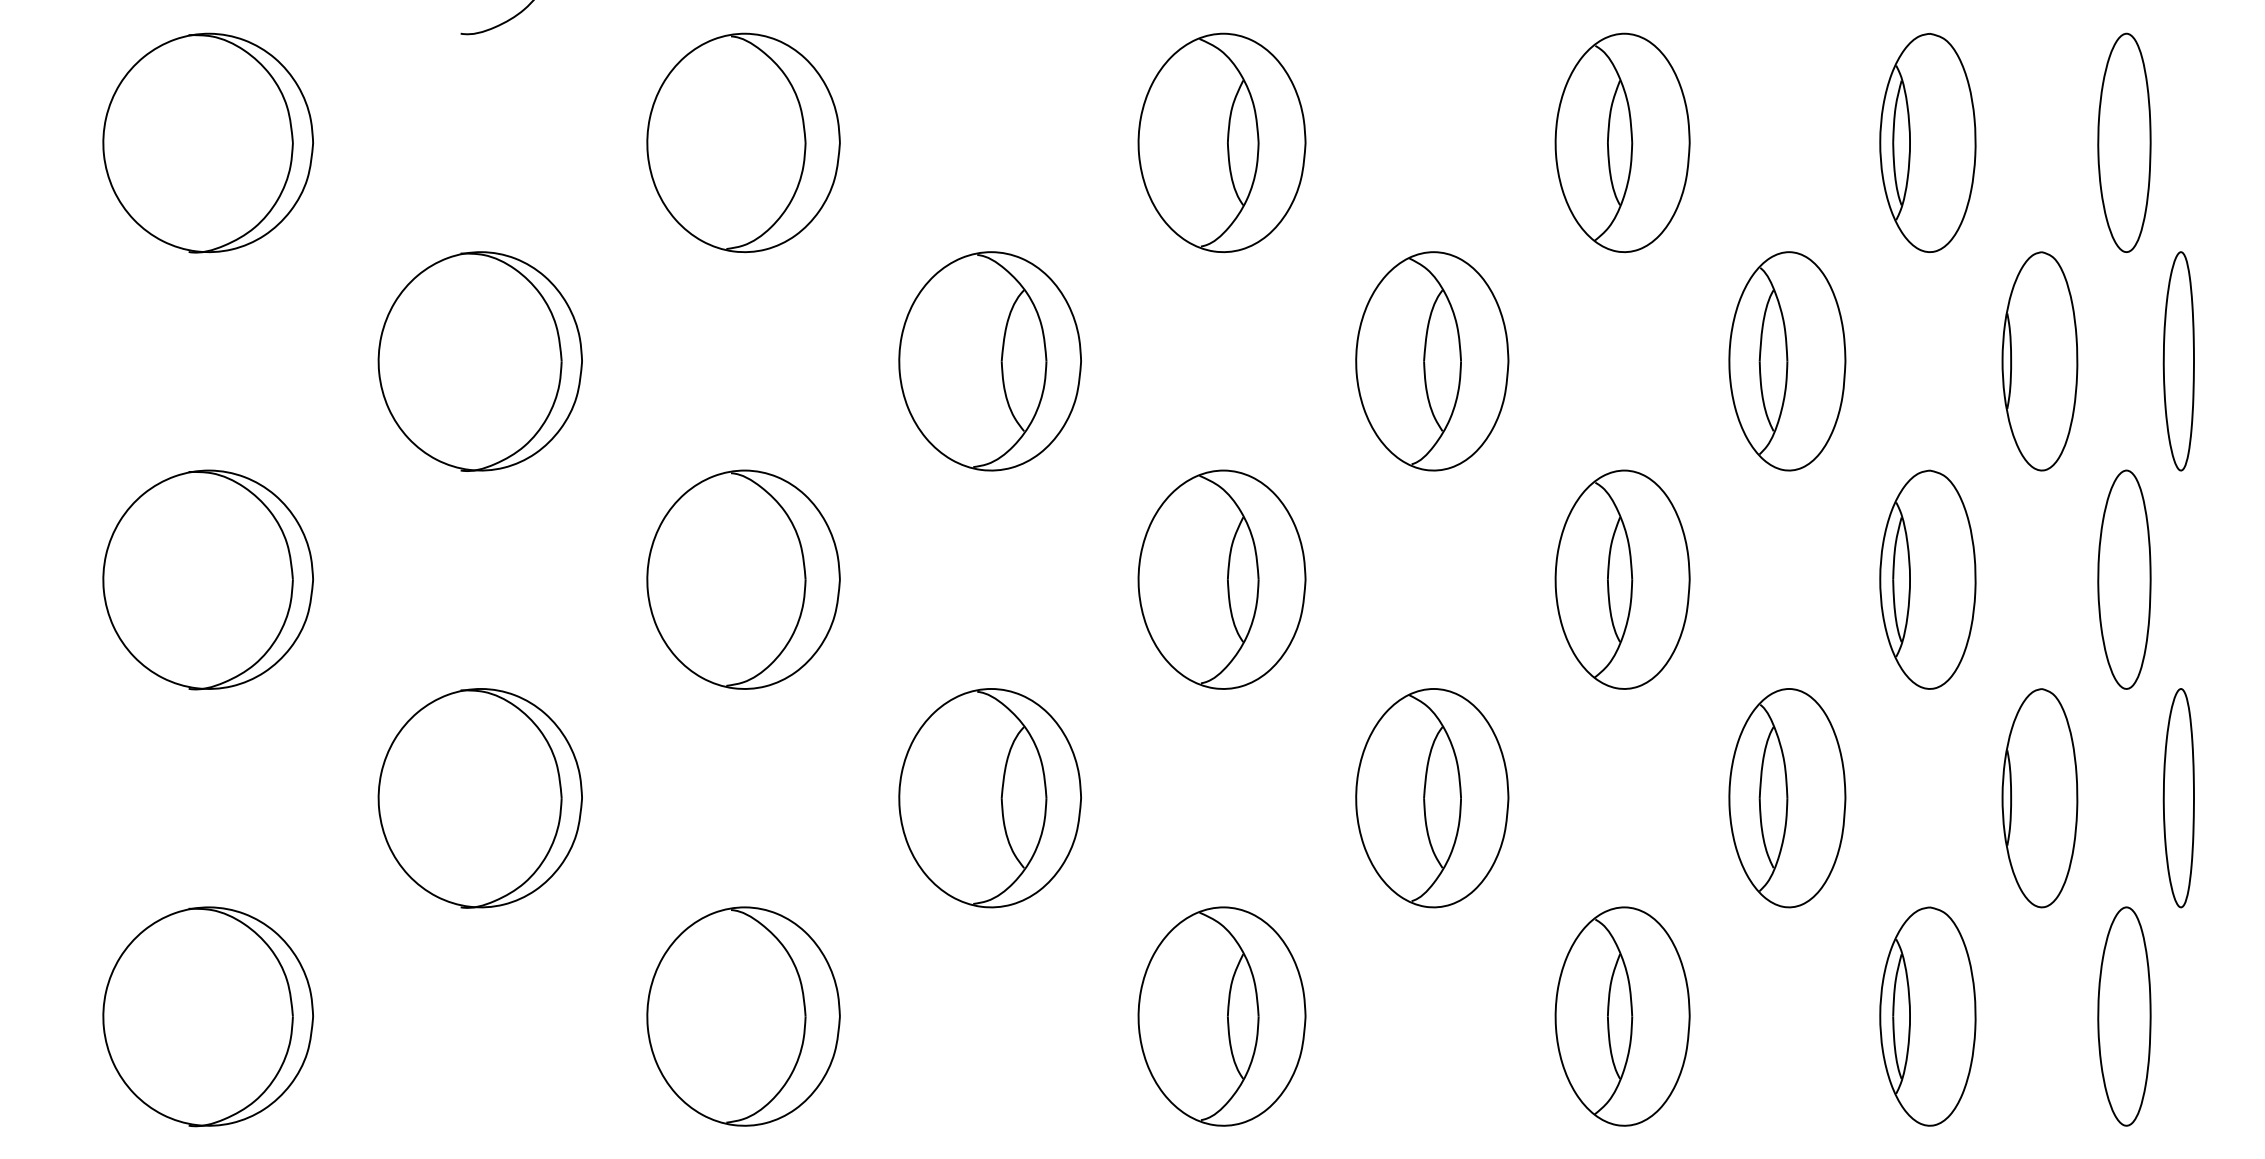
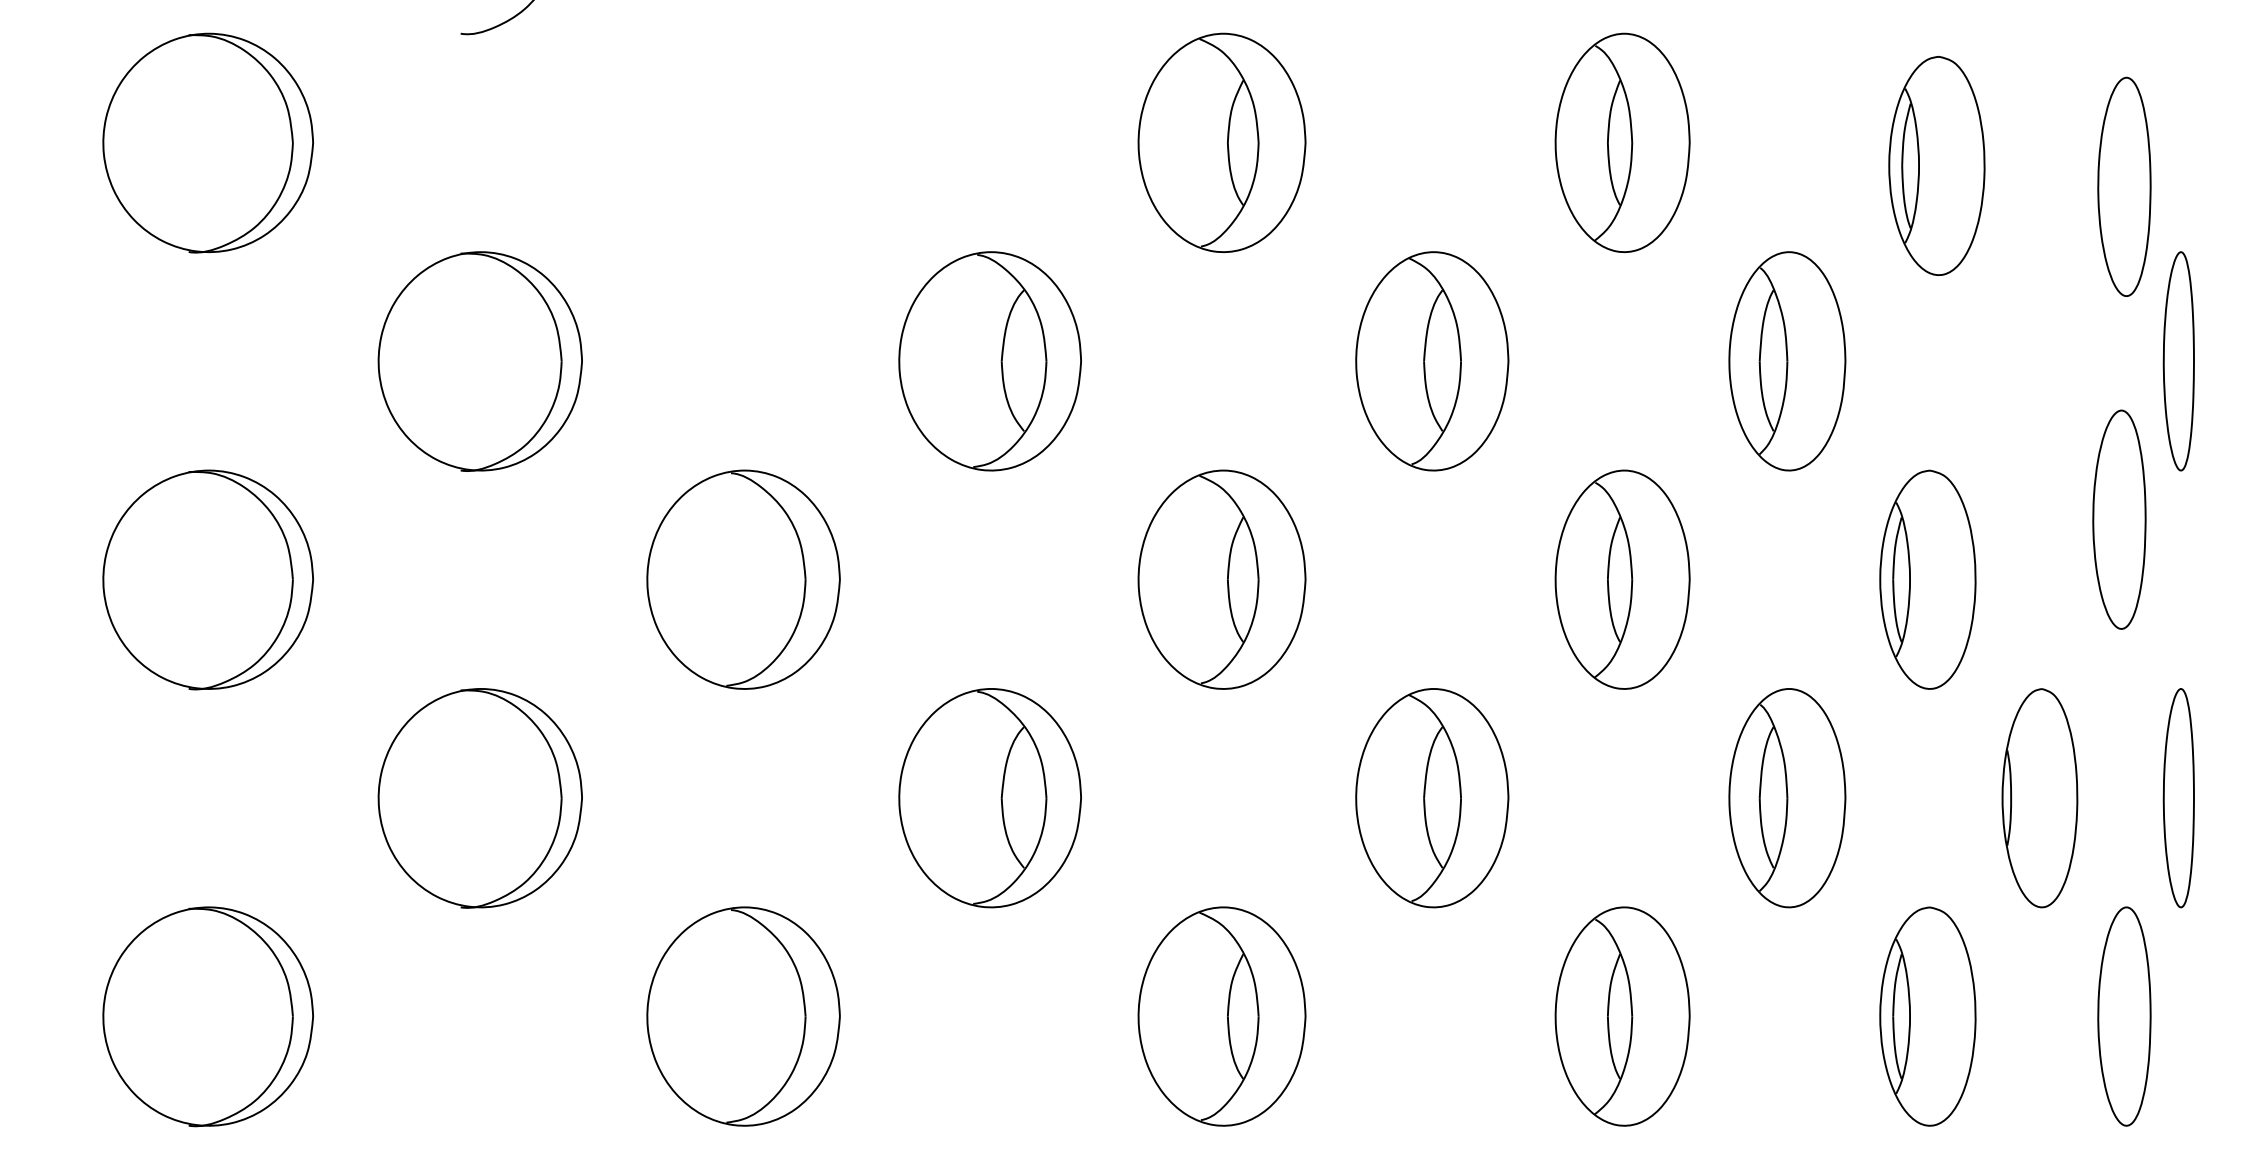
part: present -> none (743, 142)
part position: (1927, 142) -> (1936, 165) (1936, 165)
part position: (2124, 142) -> (2124, 186) (2124, 186)
part: present -> none (2039, 361)
part position: (2124, 579) -> (2119, 519) (2119, 519)
